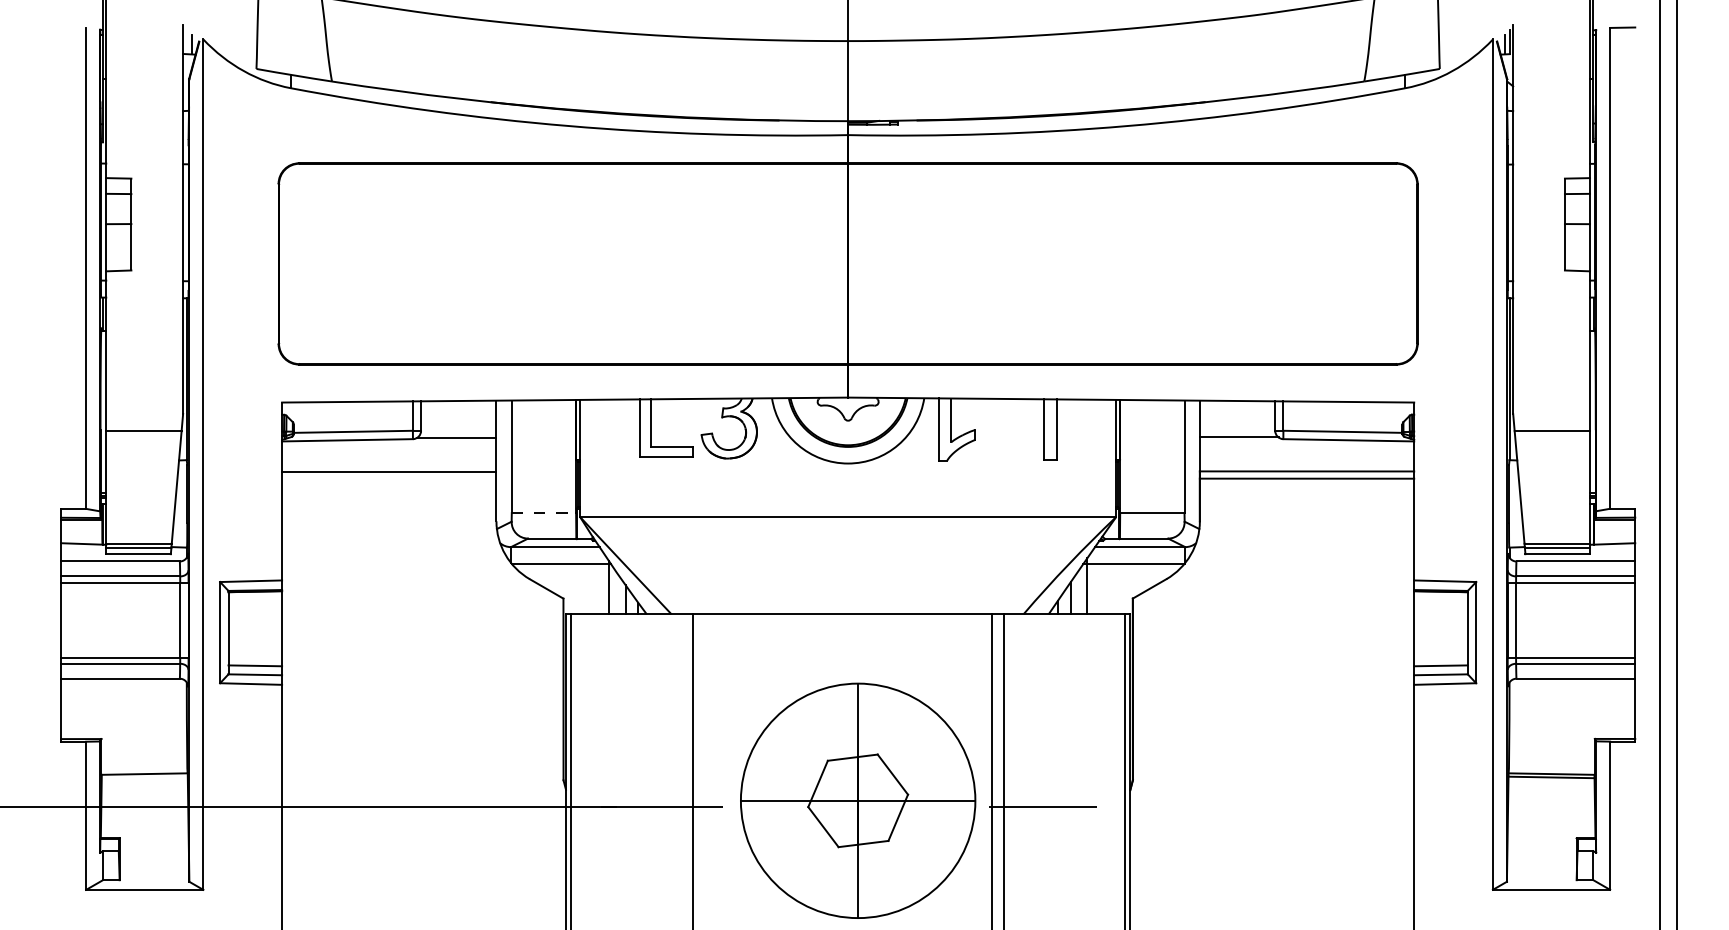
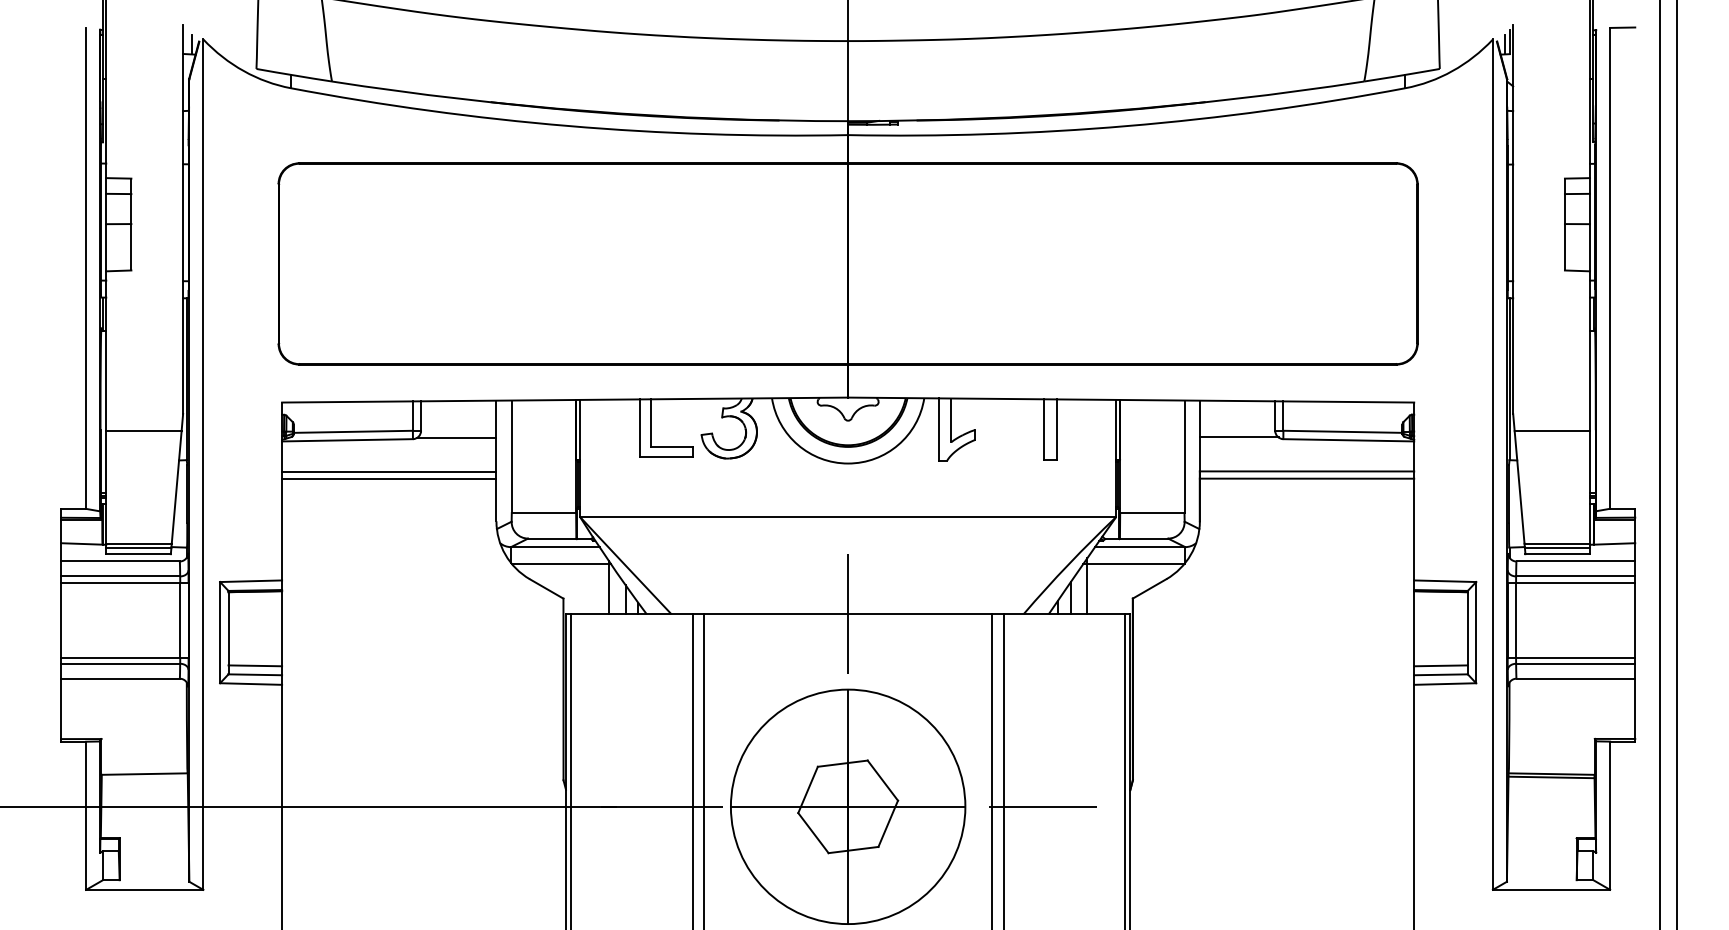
line: none -> present (389, 478)
line: dashed -> solid (544, 513)
line: none -> present (848, 613)
line: none -> present (704, 770)
part position: (858, 800) -> (848, 806) (848, 806)
